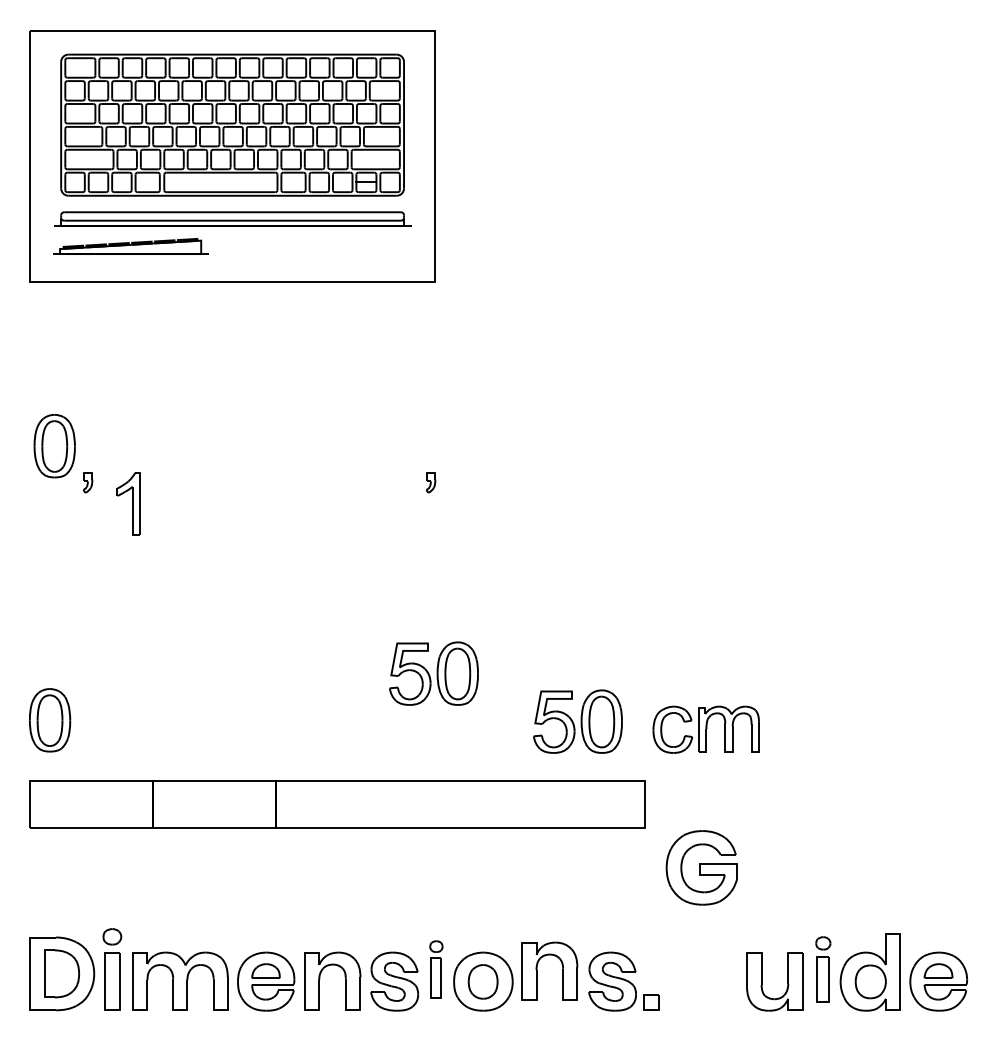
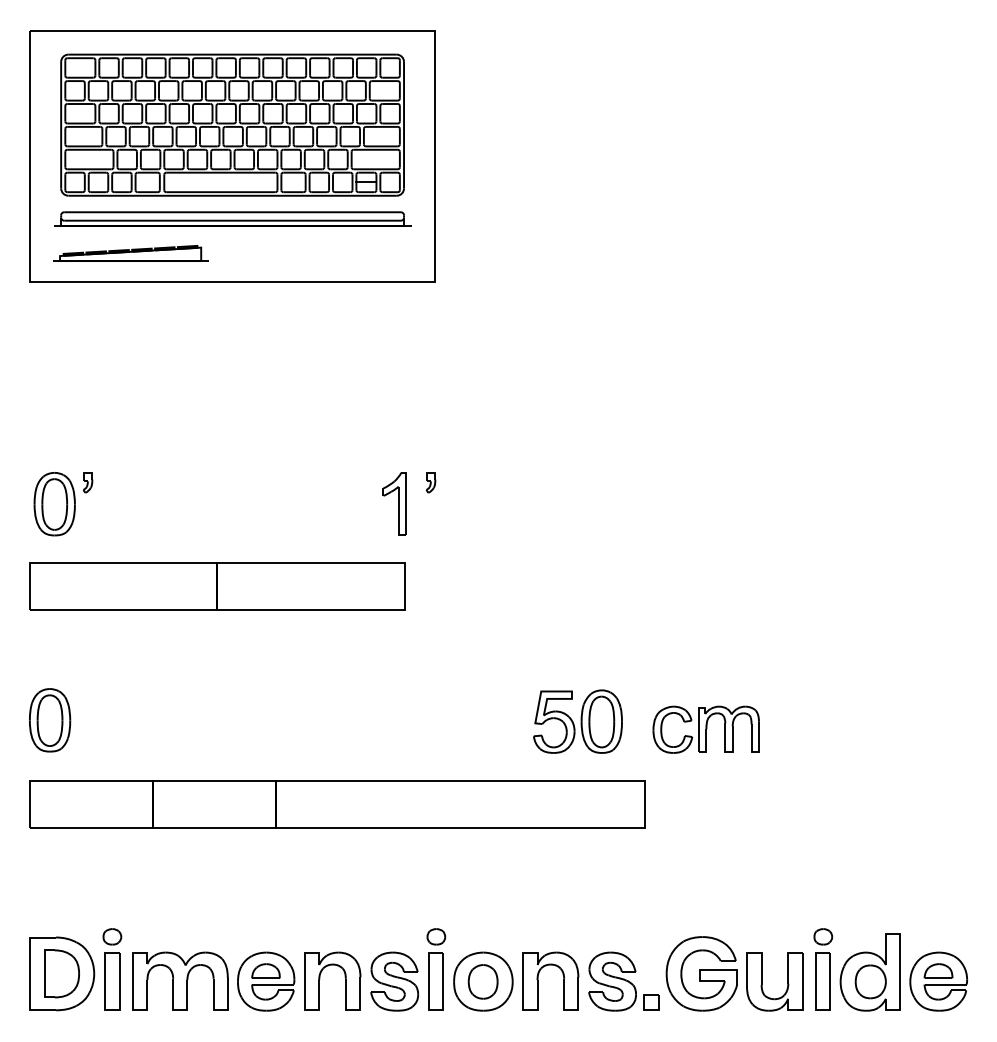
part position: (130, 246) -> (130, 253) (130, 253)
part position: (54, 446) -> (54, 504) (54, 504)
part position: (128, 503) -> (394, 503) (394, 503)
part: none -> present (217, 586)
part: present -> none (433, 673)
part position: (701, 867) -> (701, 973) (701, 973)
part size: 15x59 px -> 21x83 px (436, 969)
part size: 17x67 px -> 21x83 px (823, 969)
part position: (537, 970) -> (538, 980) (538, 980)
